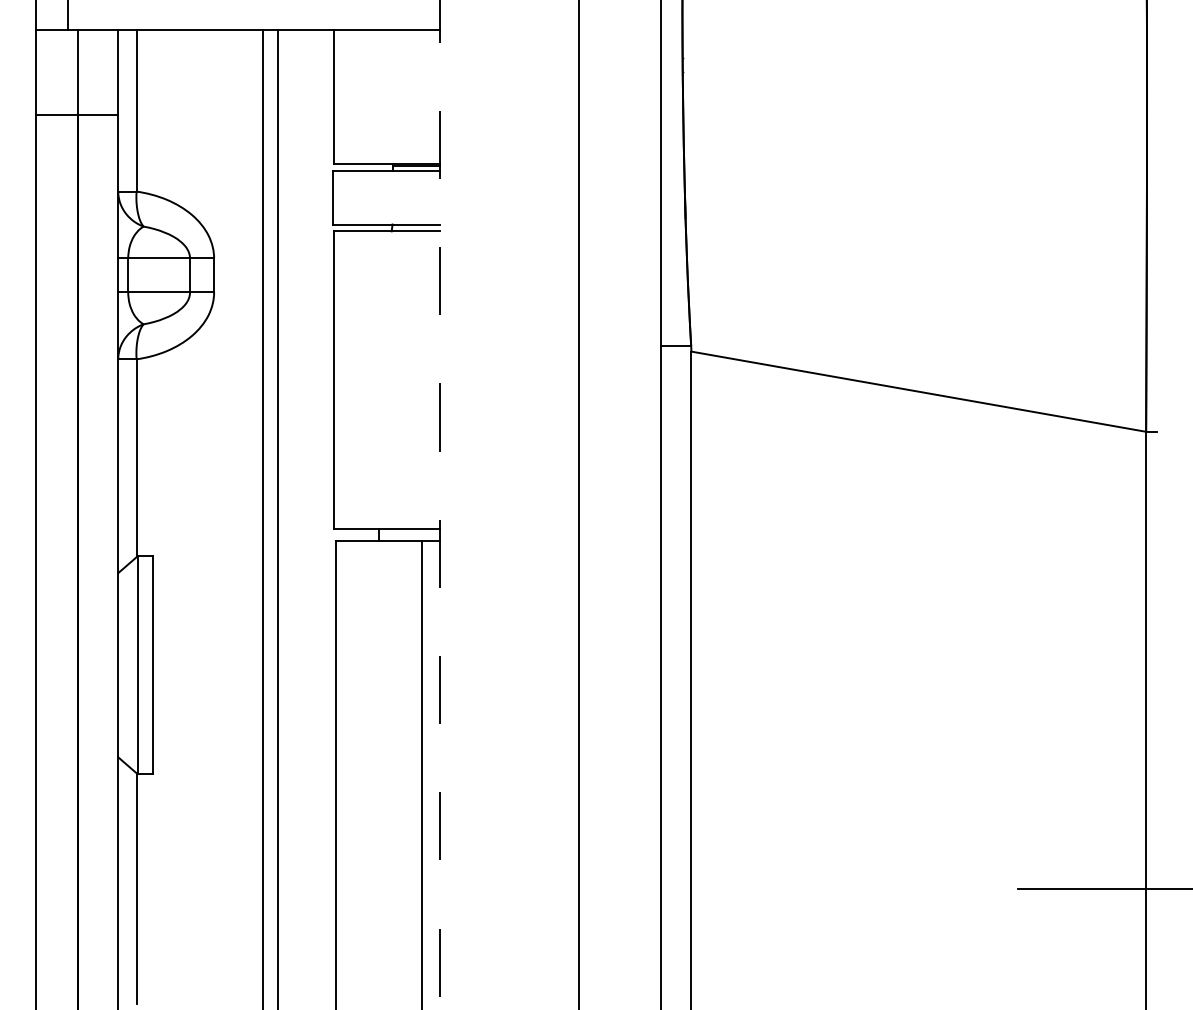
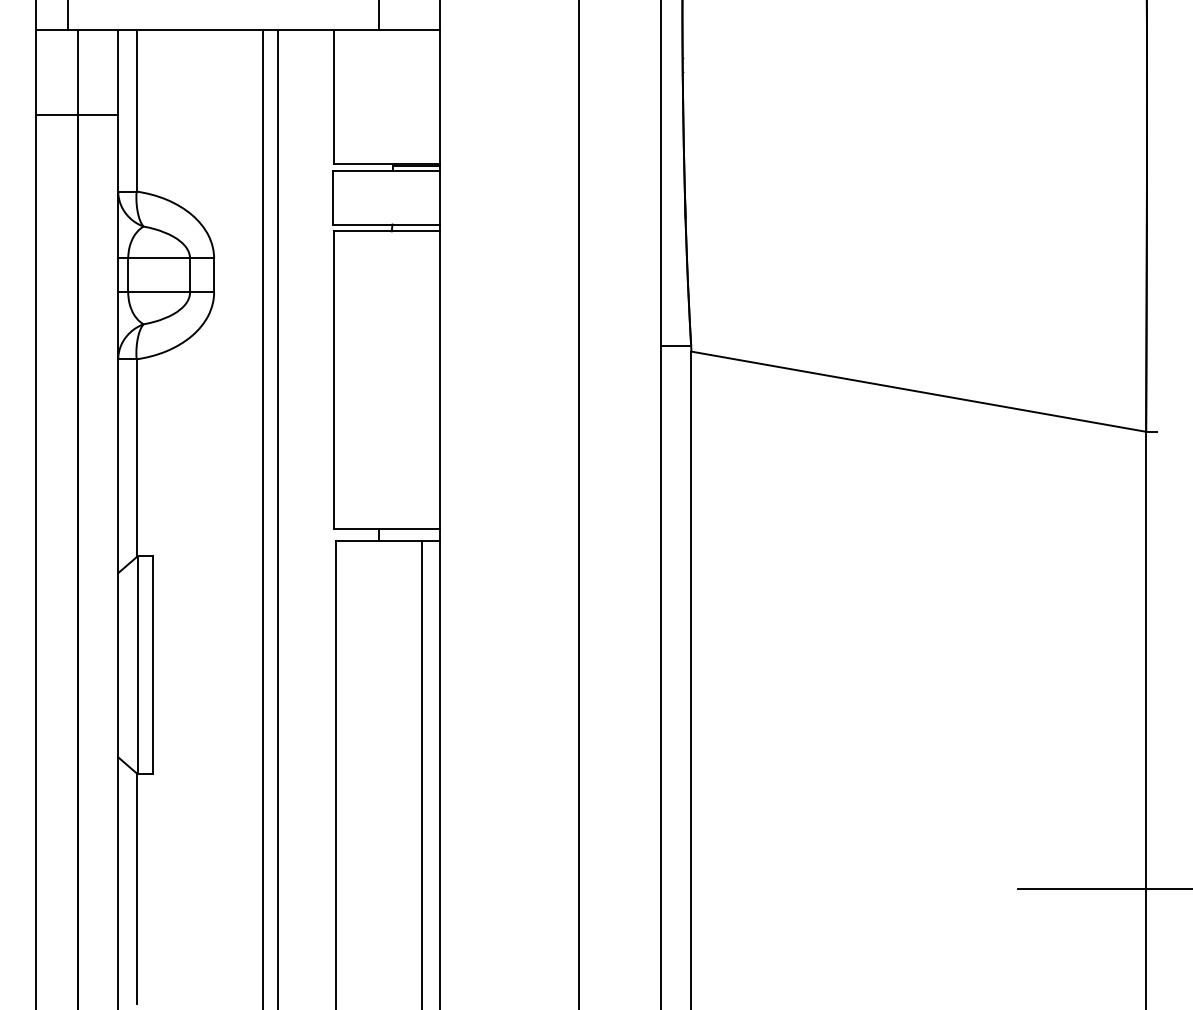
line: none -> present (378, 16)
line: dashed -> solid (440, 505)
